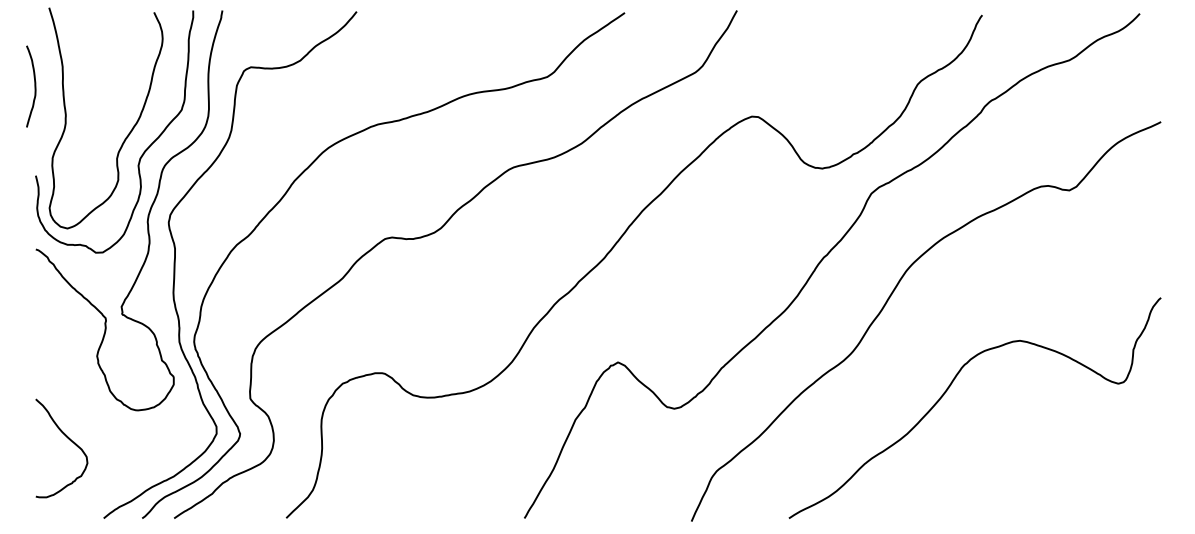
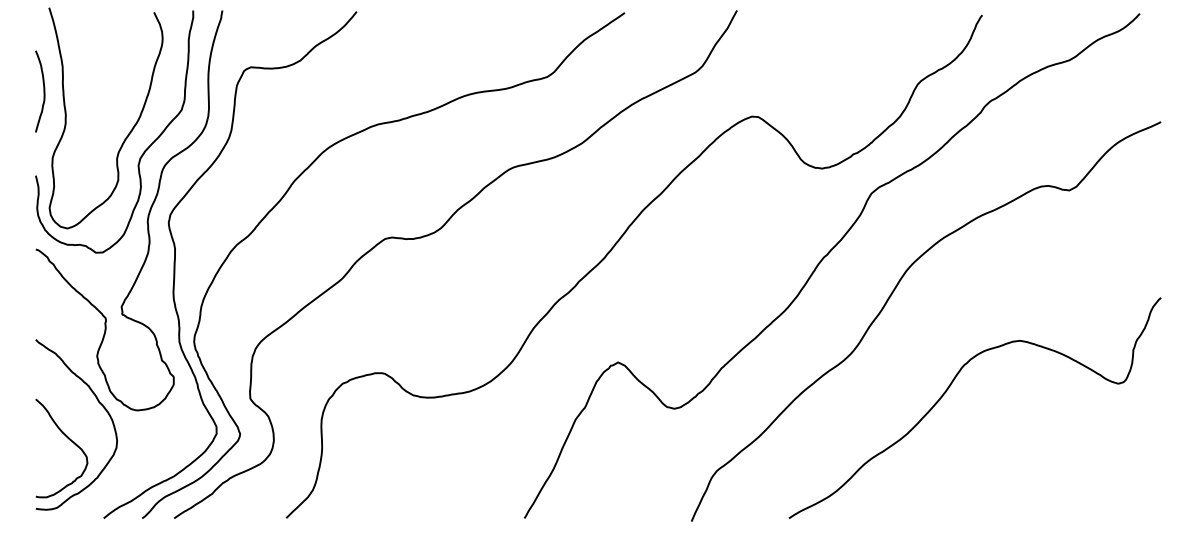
curve position: (34, 86) -> (43, 91) (43, 91)
curve: none -> present (98, 402)
